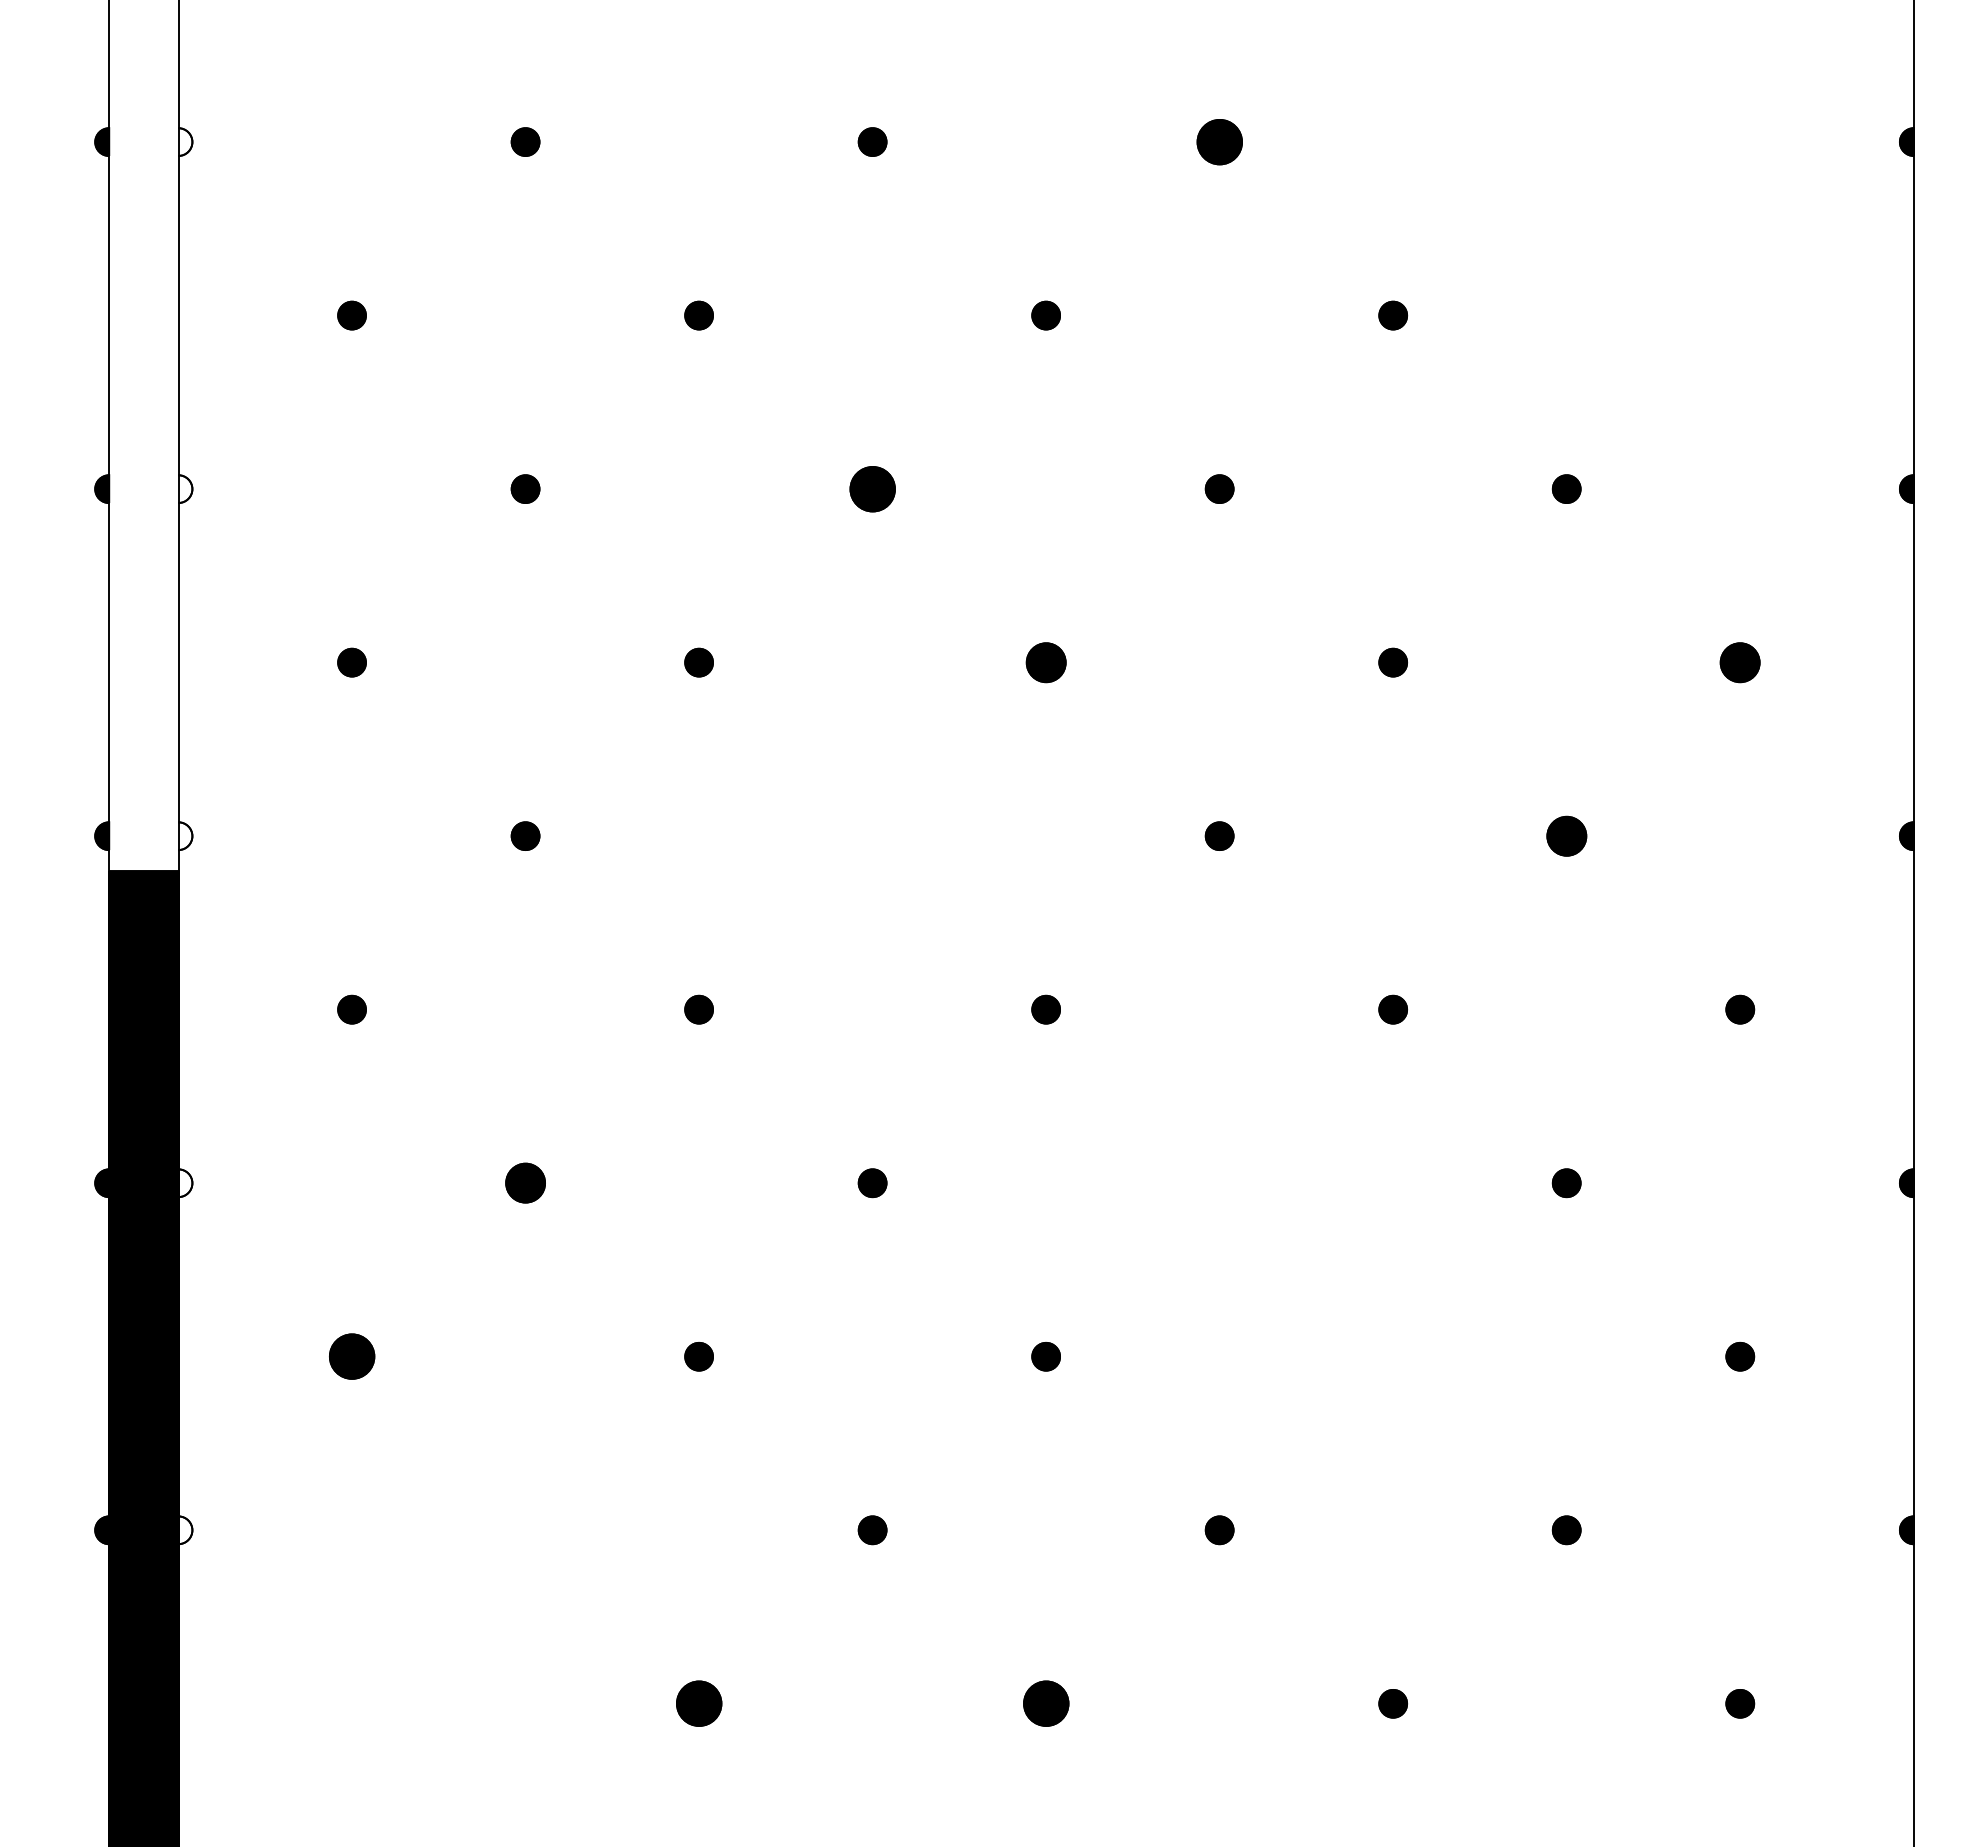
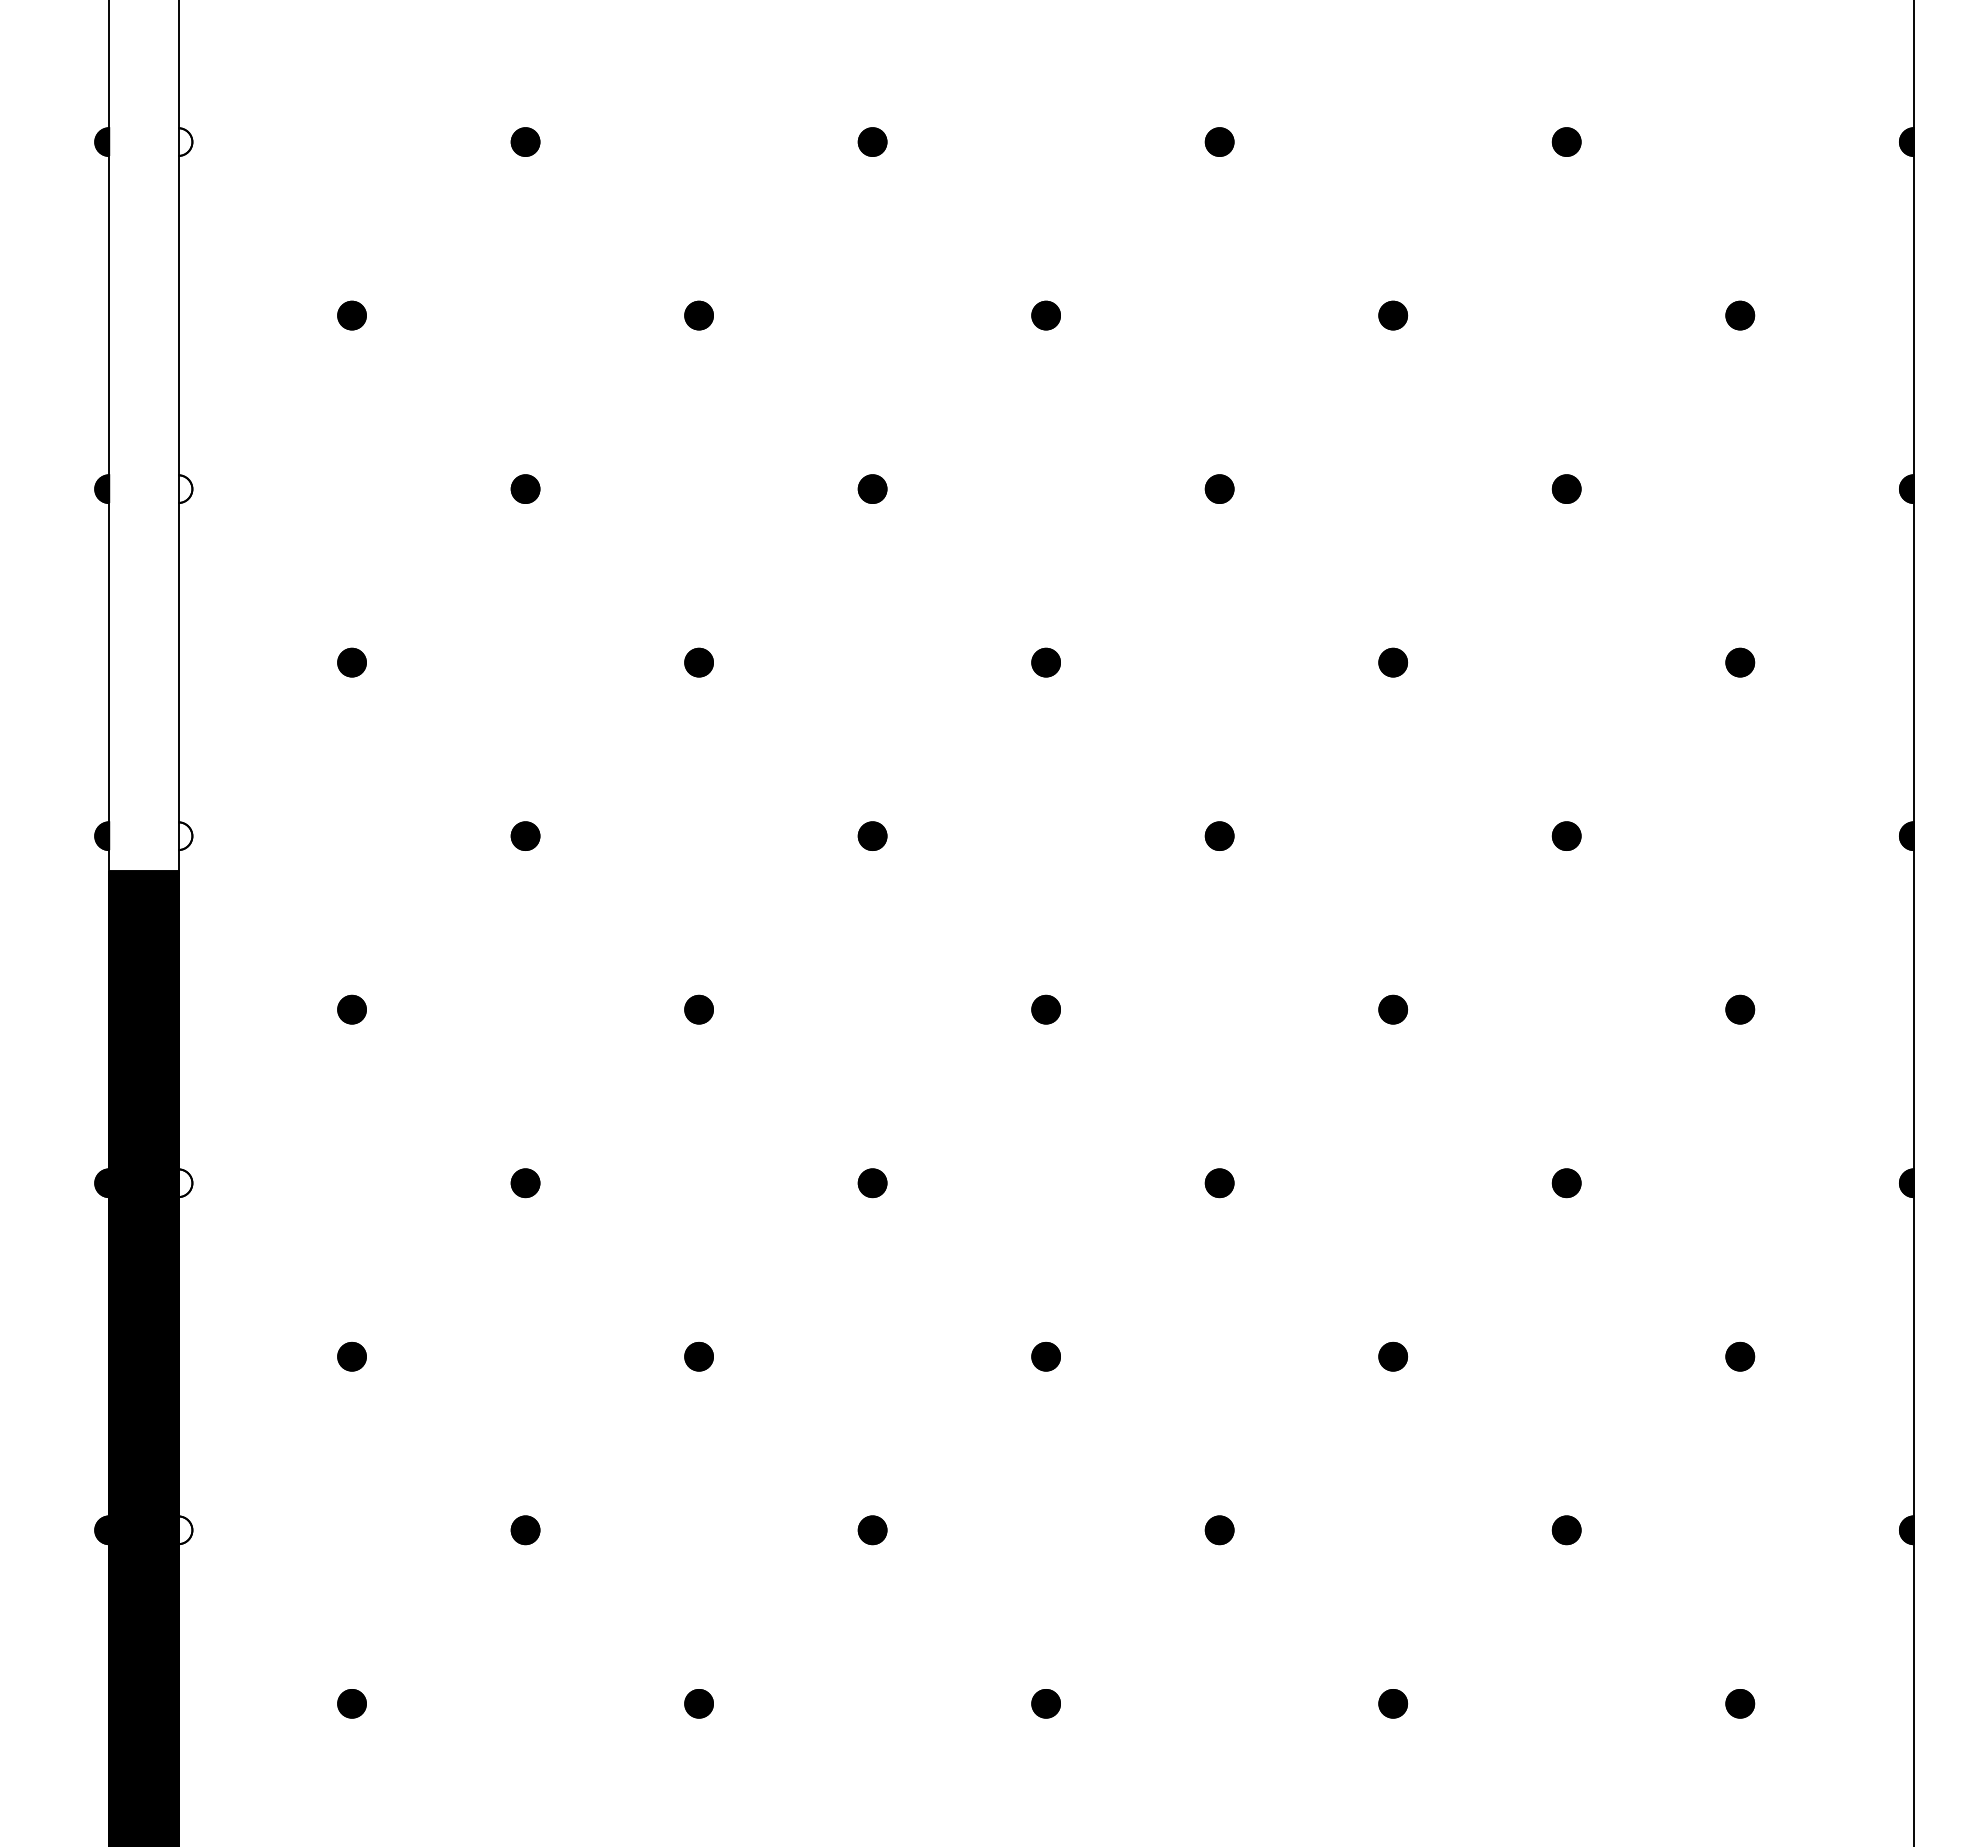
part: none -> present (1566, 141)
part size: 47x47 px -> 31x30 px (1219, 141)
part: none -> present (1740, 315)
part size: 47x47 px -> 31x30 px (872, 488)
part size: 42x42 px -> 30x31 px (1045, 662)
part size: 42x42 px -> 31x31 px (1740, 662)
part: none -> present (872, 835)
part size: 42x42 px -> 31x30 px (1566, 835)
part size: 41x42 px -> 31x31 px (525, 1183)
part: none -> present (1219, 1183)
part size: 47x47 px -> 30x30 px (351, 1356)
part: none -> present (1392, 1356)
part: none -> present (525, 1530)
part: none -> present (351, 1703)
part size: 47x47 px -> 30x30 px (698, 1703)
part size: 47x47 px -> 30x30 px (1045, 1703)
